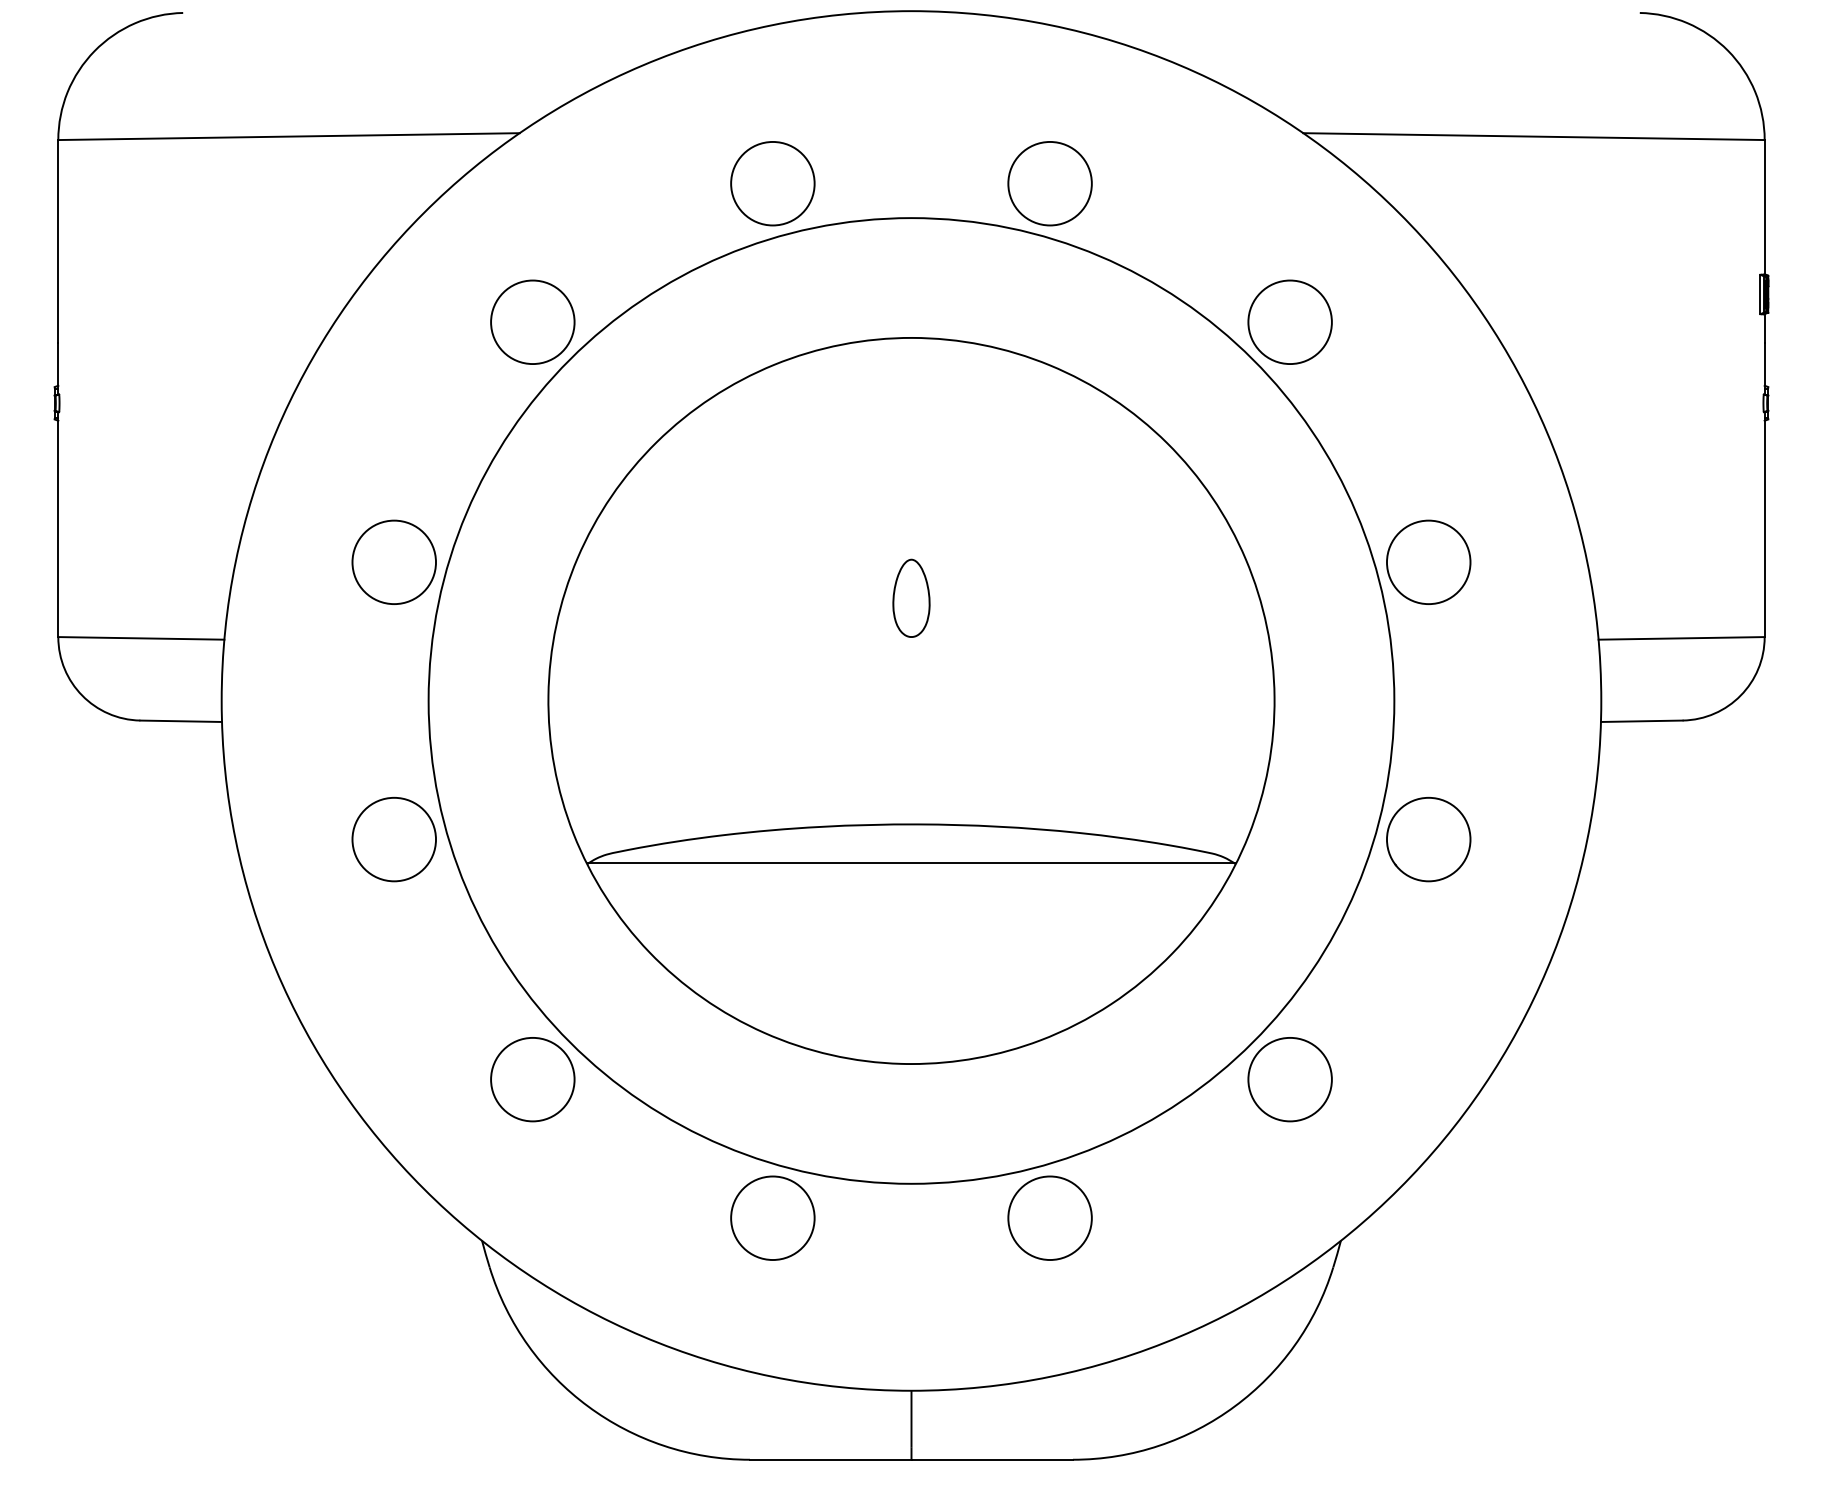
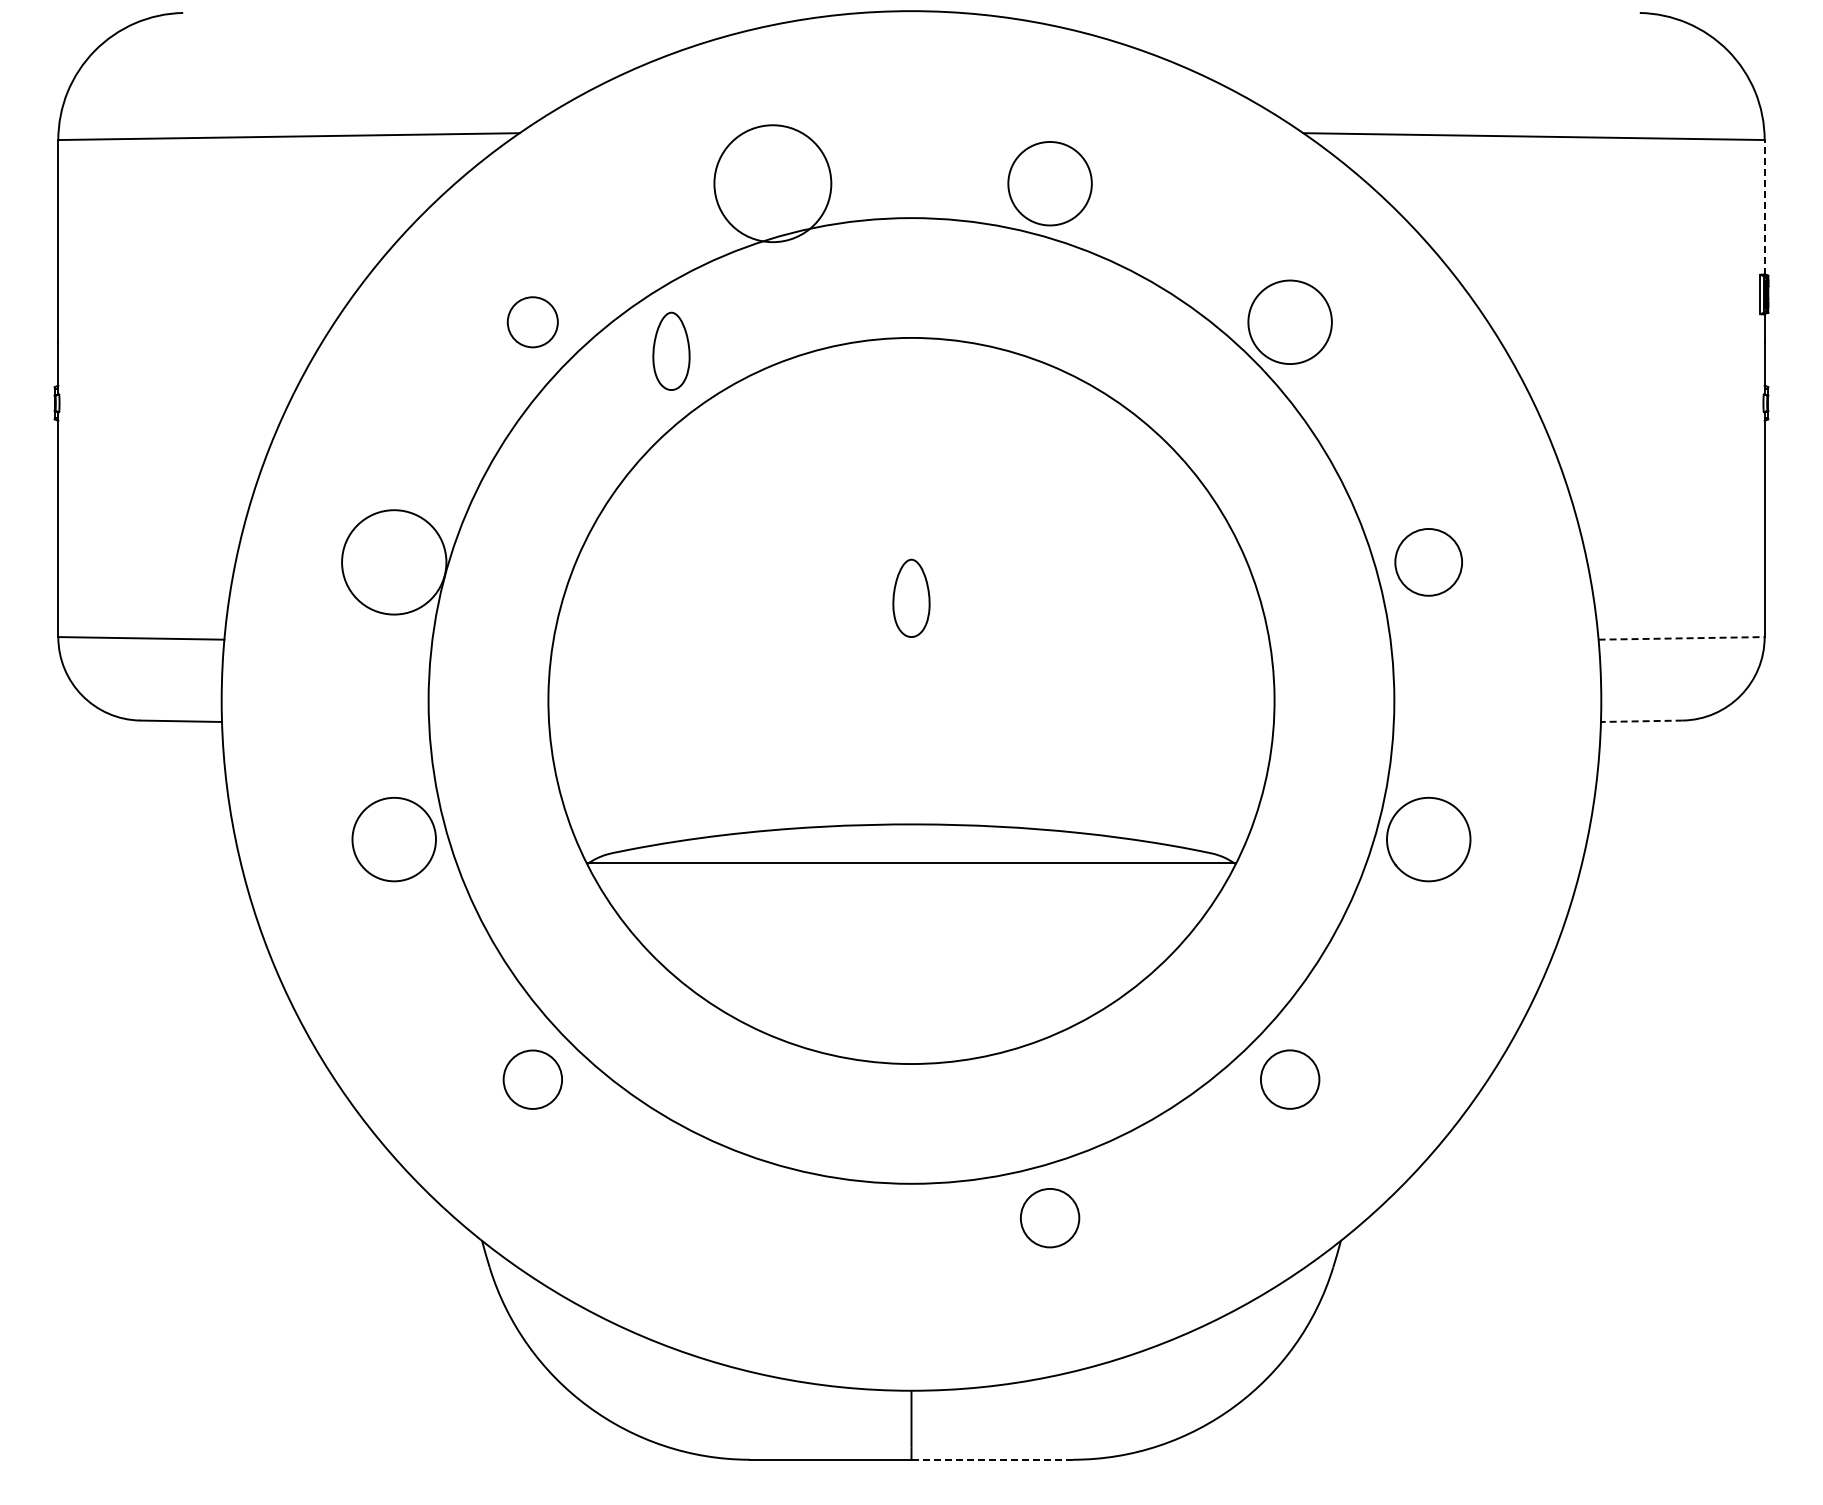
circle diameter: 84 px -> 117 px (772, 183)
line: solid -> dashed (1764, 206)
circle diameter: 84 px -> 50 px (532, 322)
part: none -> present (671, 350)
circle diameter: 84 px -> 104 px (394, 562)
circle diameter: 84 px -> 67 px (1428, 561)
line: solid -> dashed (1682, 638)
line: solid -> dashed (1641, 721)
circle size: 86x86 px -> 61x61 px (532, 1079)
circle diameter: 84 px -> 58 px (1289, 1079)
circle: present -> none (772, 1217)
circle size: 86x86 px -> 61x61 px (1050, 1218)
line: solid -> dashed (992, 1459)
